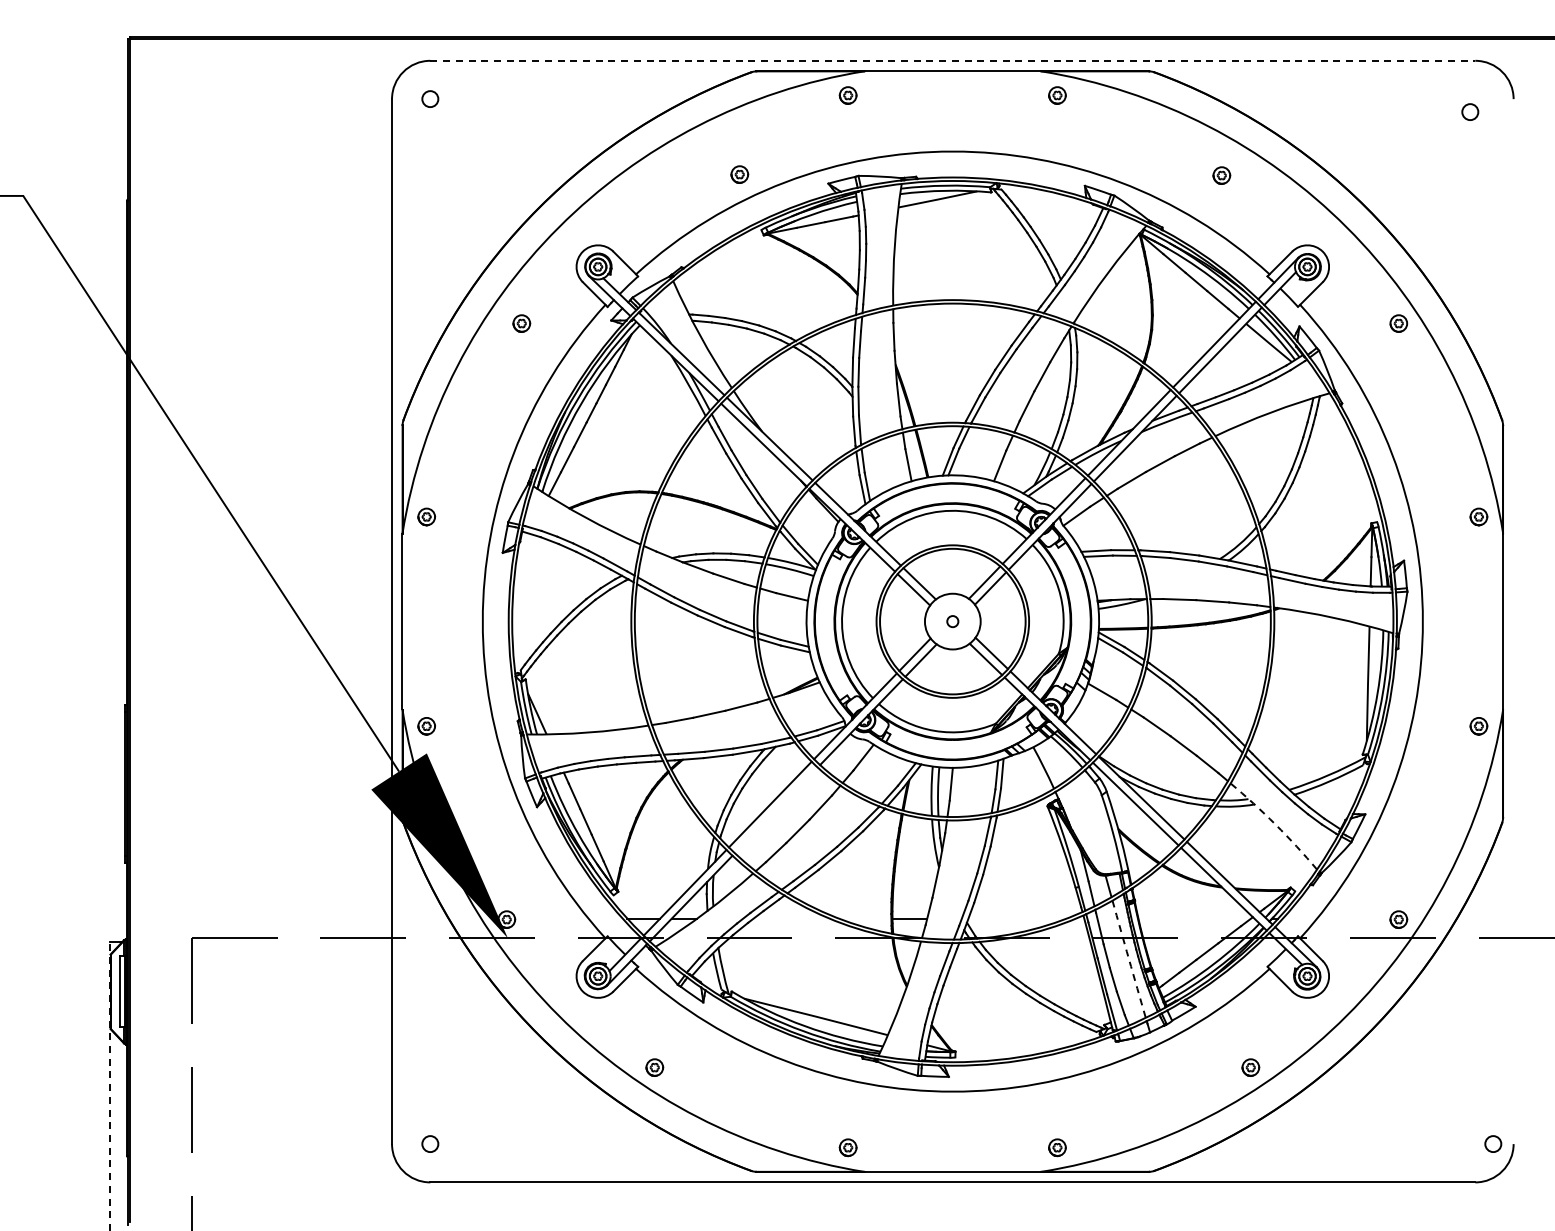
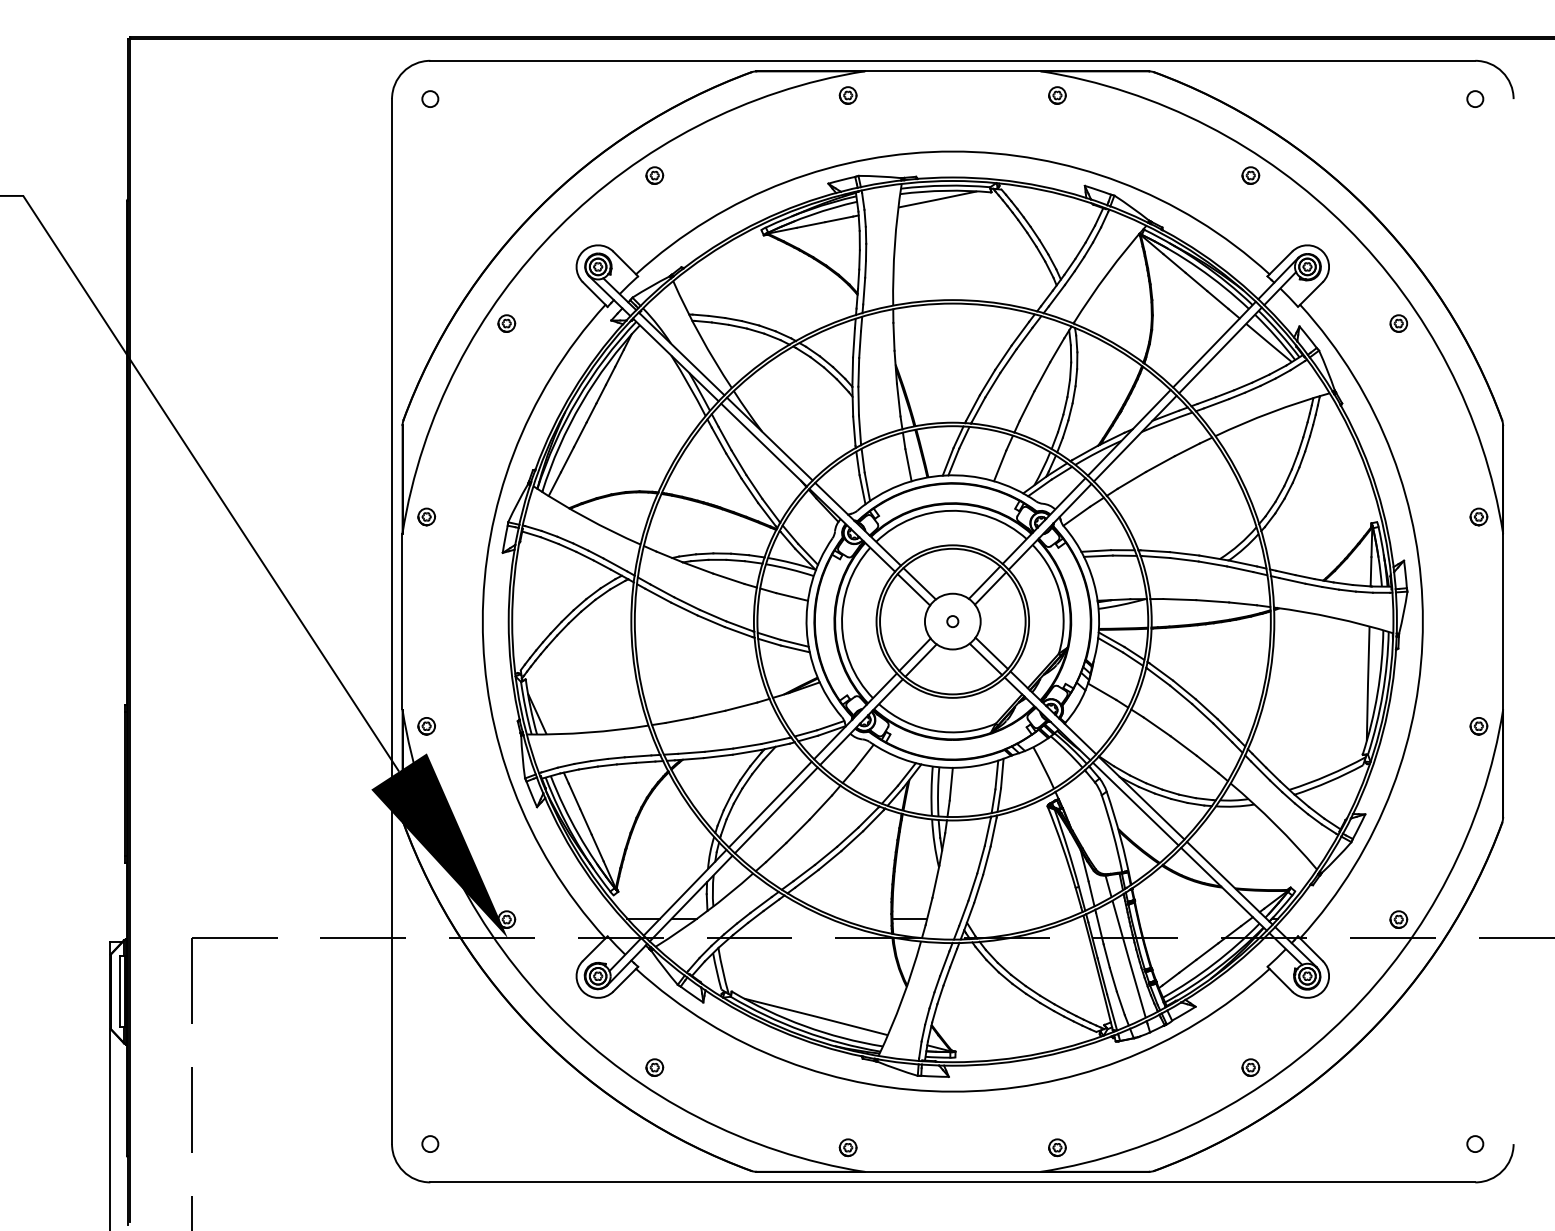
line: dashed -> solid (953, 60)
circle position: (1470, 111) -> (1475, 98) (1475, 98)
part position: (739, 174) -> (654, 175) (654, 175)
part position: (1221, 175) -> (1250, 175) (1250, 175)
part position: (521, 323) -> (506, 323) (506, 323)
line: none -> present (775, 810)
arc: dashed -> solid (1275, 824)
arc: dashed -> solid (1128, 959)
line: dashed -> solid (109, 1085)
circle position: (1493, 1143) -> (1475, 1143) (1475, 1143)
